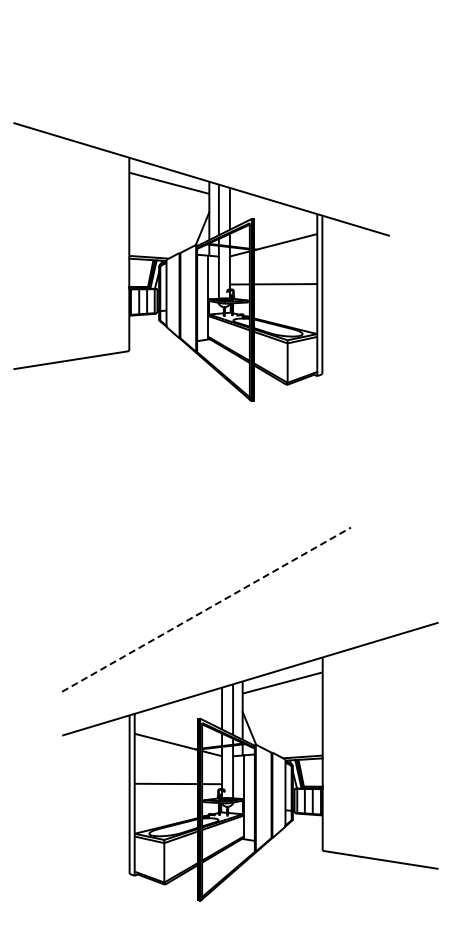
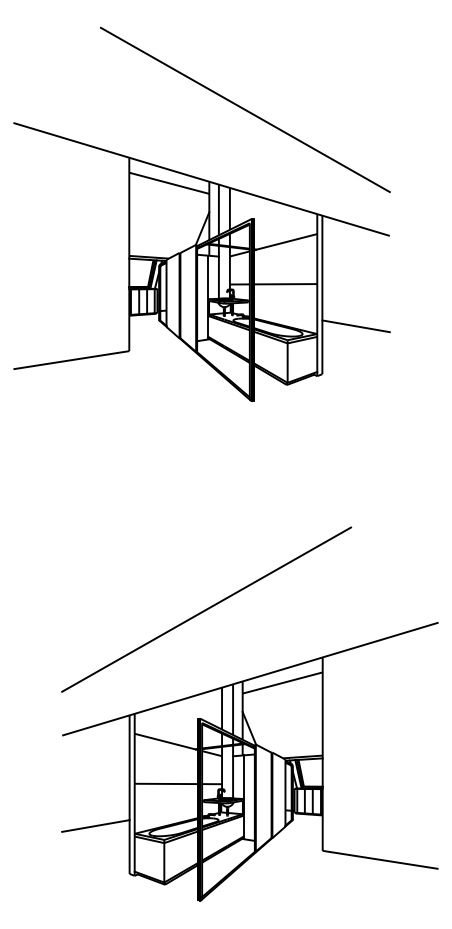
line: none -> present (244, 109)
line: none -> present (355, 326)
line: dashed -> solid (207, 609)
line: none -> present (95, 825)
